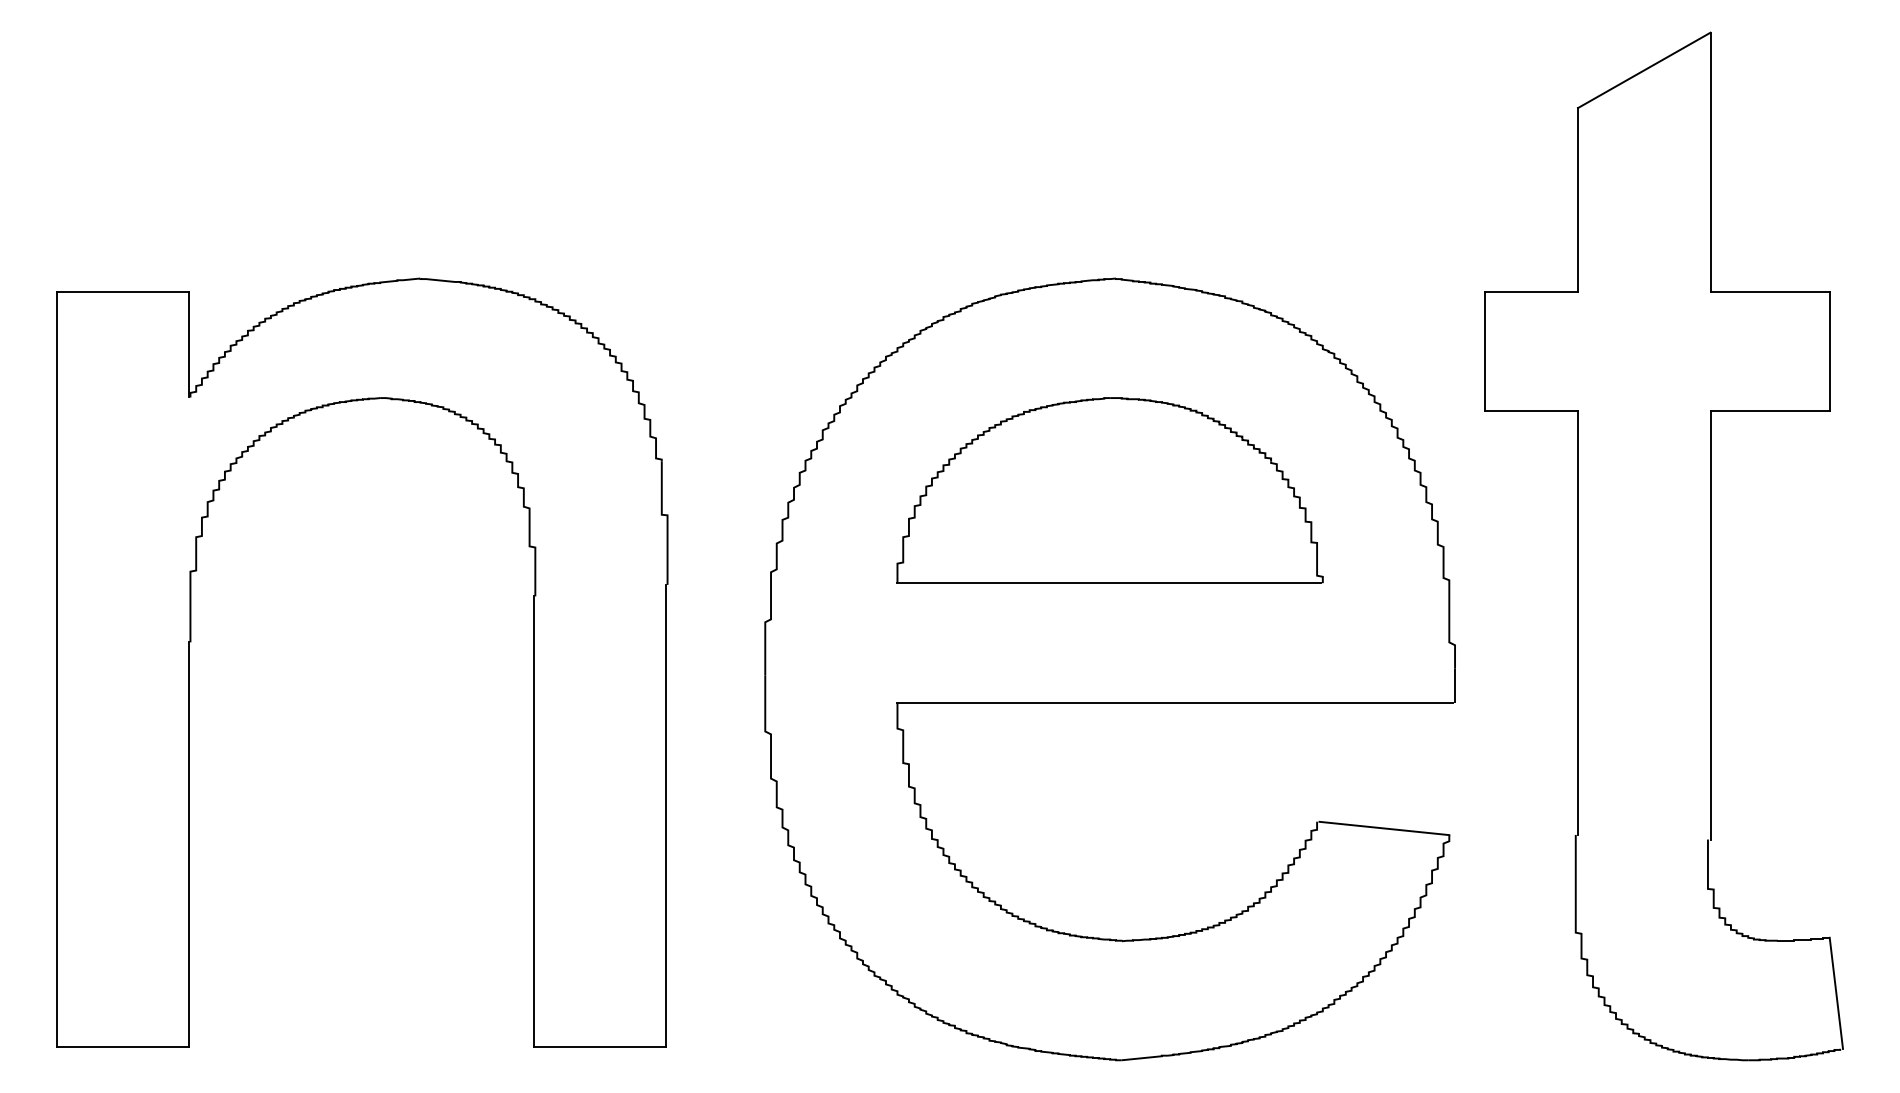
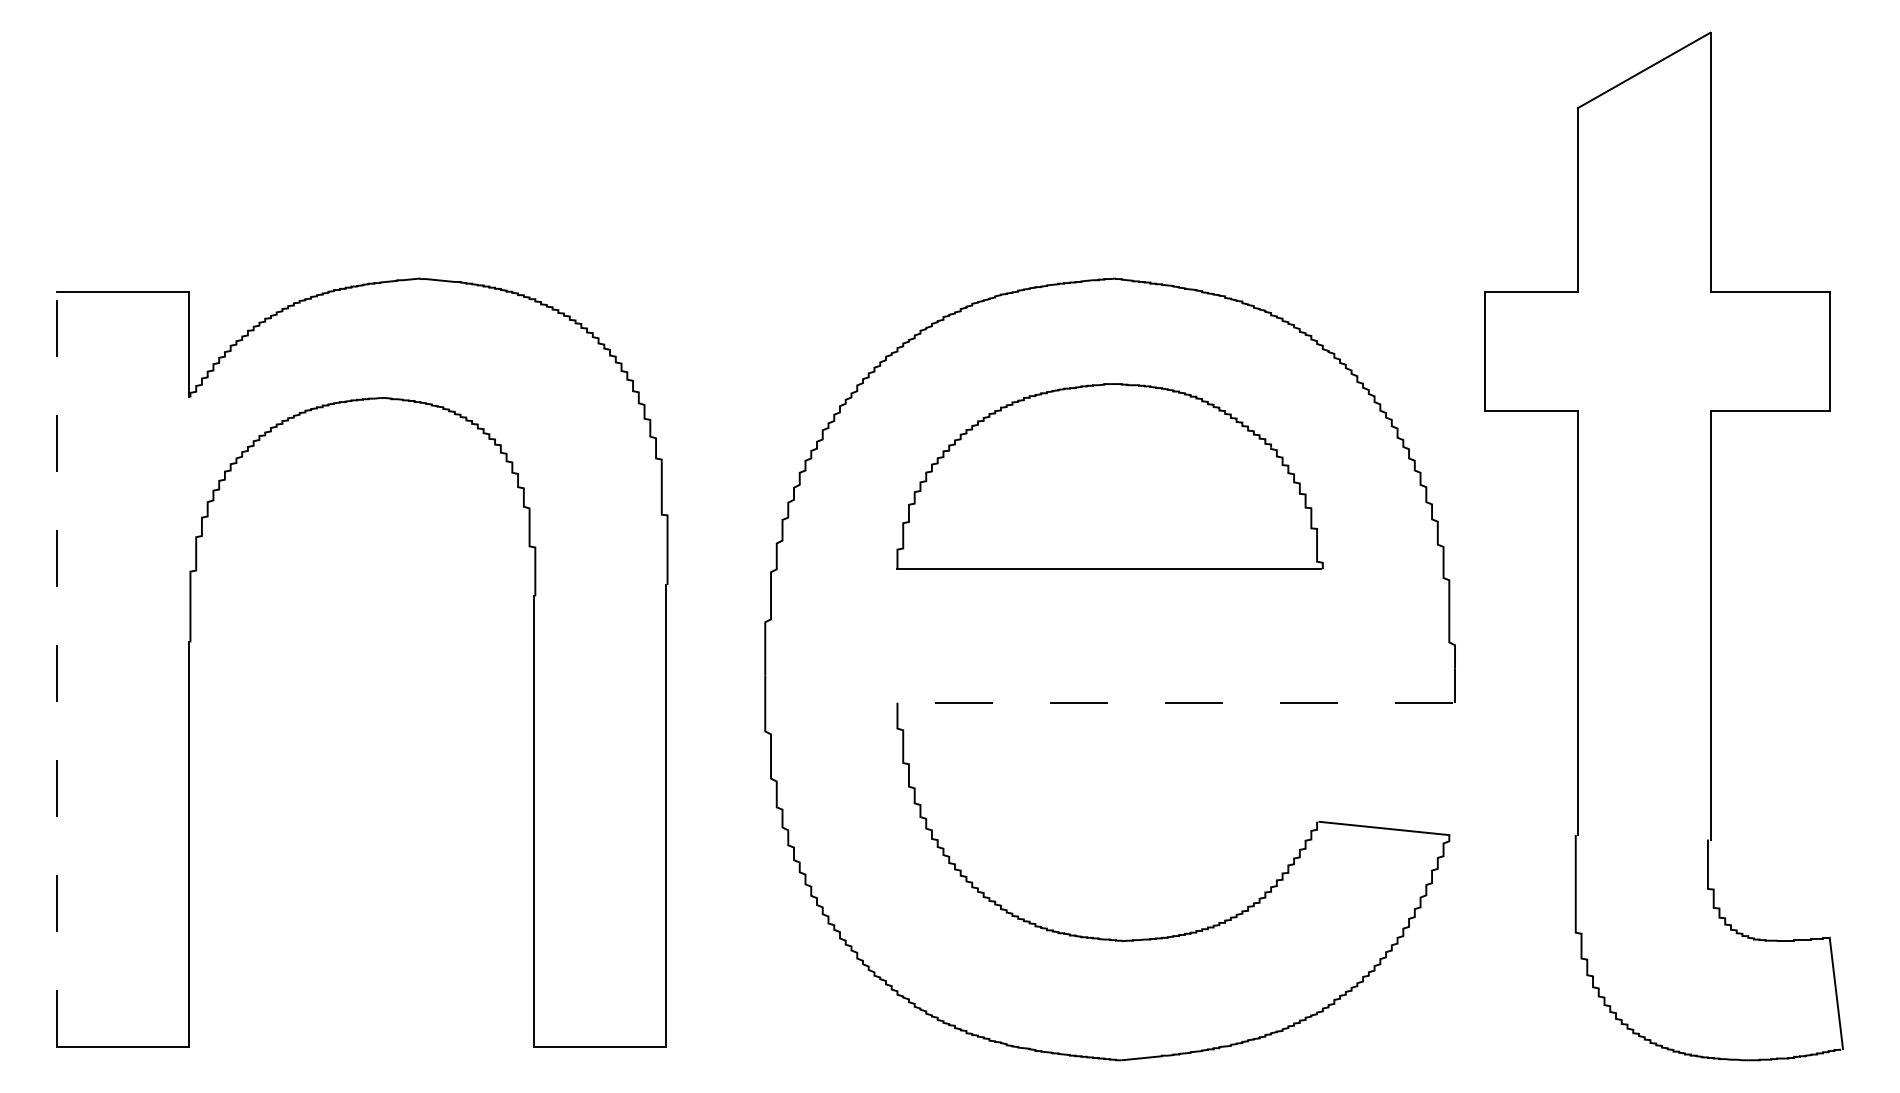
part position: (1109, 490) -> (1109, 476) (1109, 476)
line: solid -> dashed (56, 669)
line: solid -> dashed (1174, 702)
